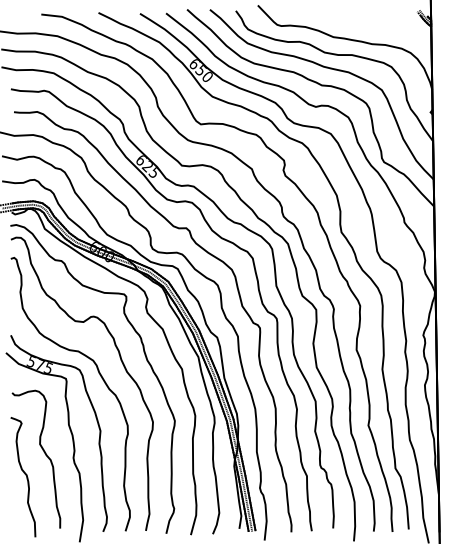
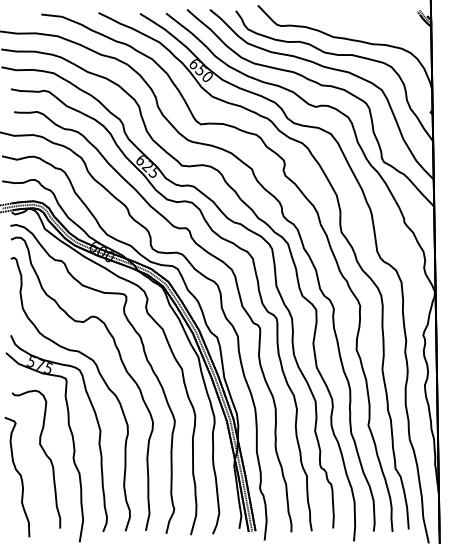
part position: (23, 477) -> (17, 477) (17, 477)
